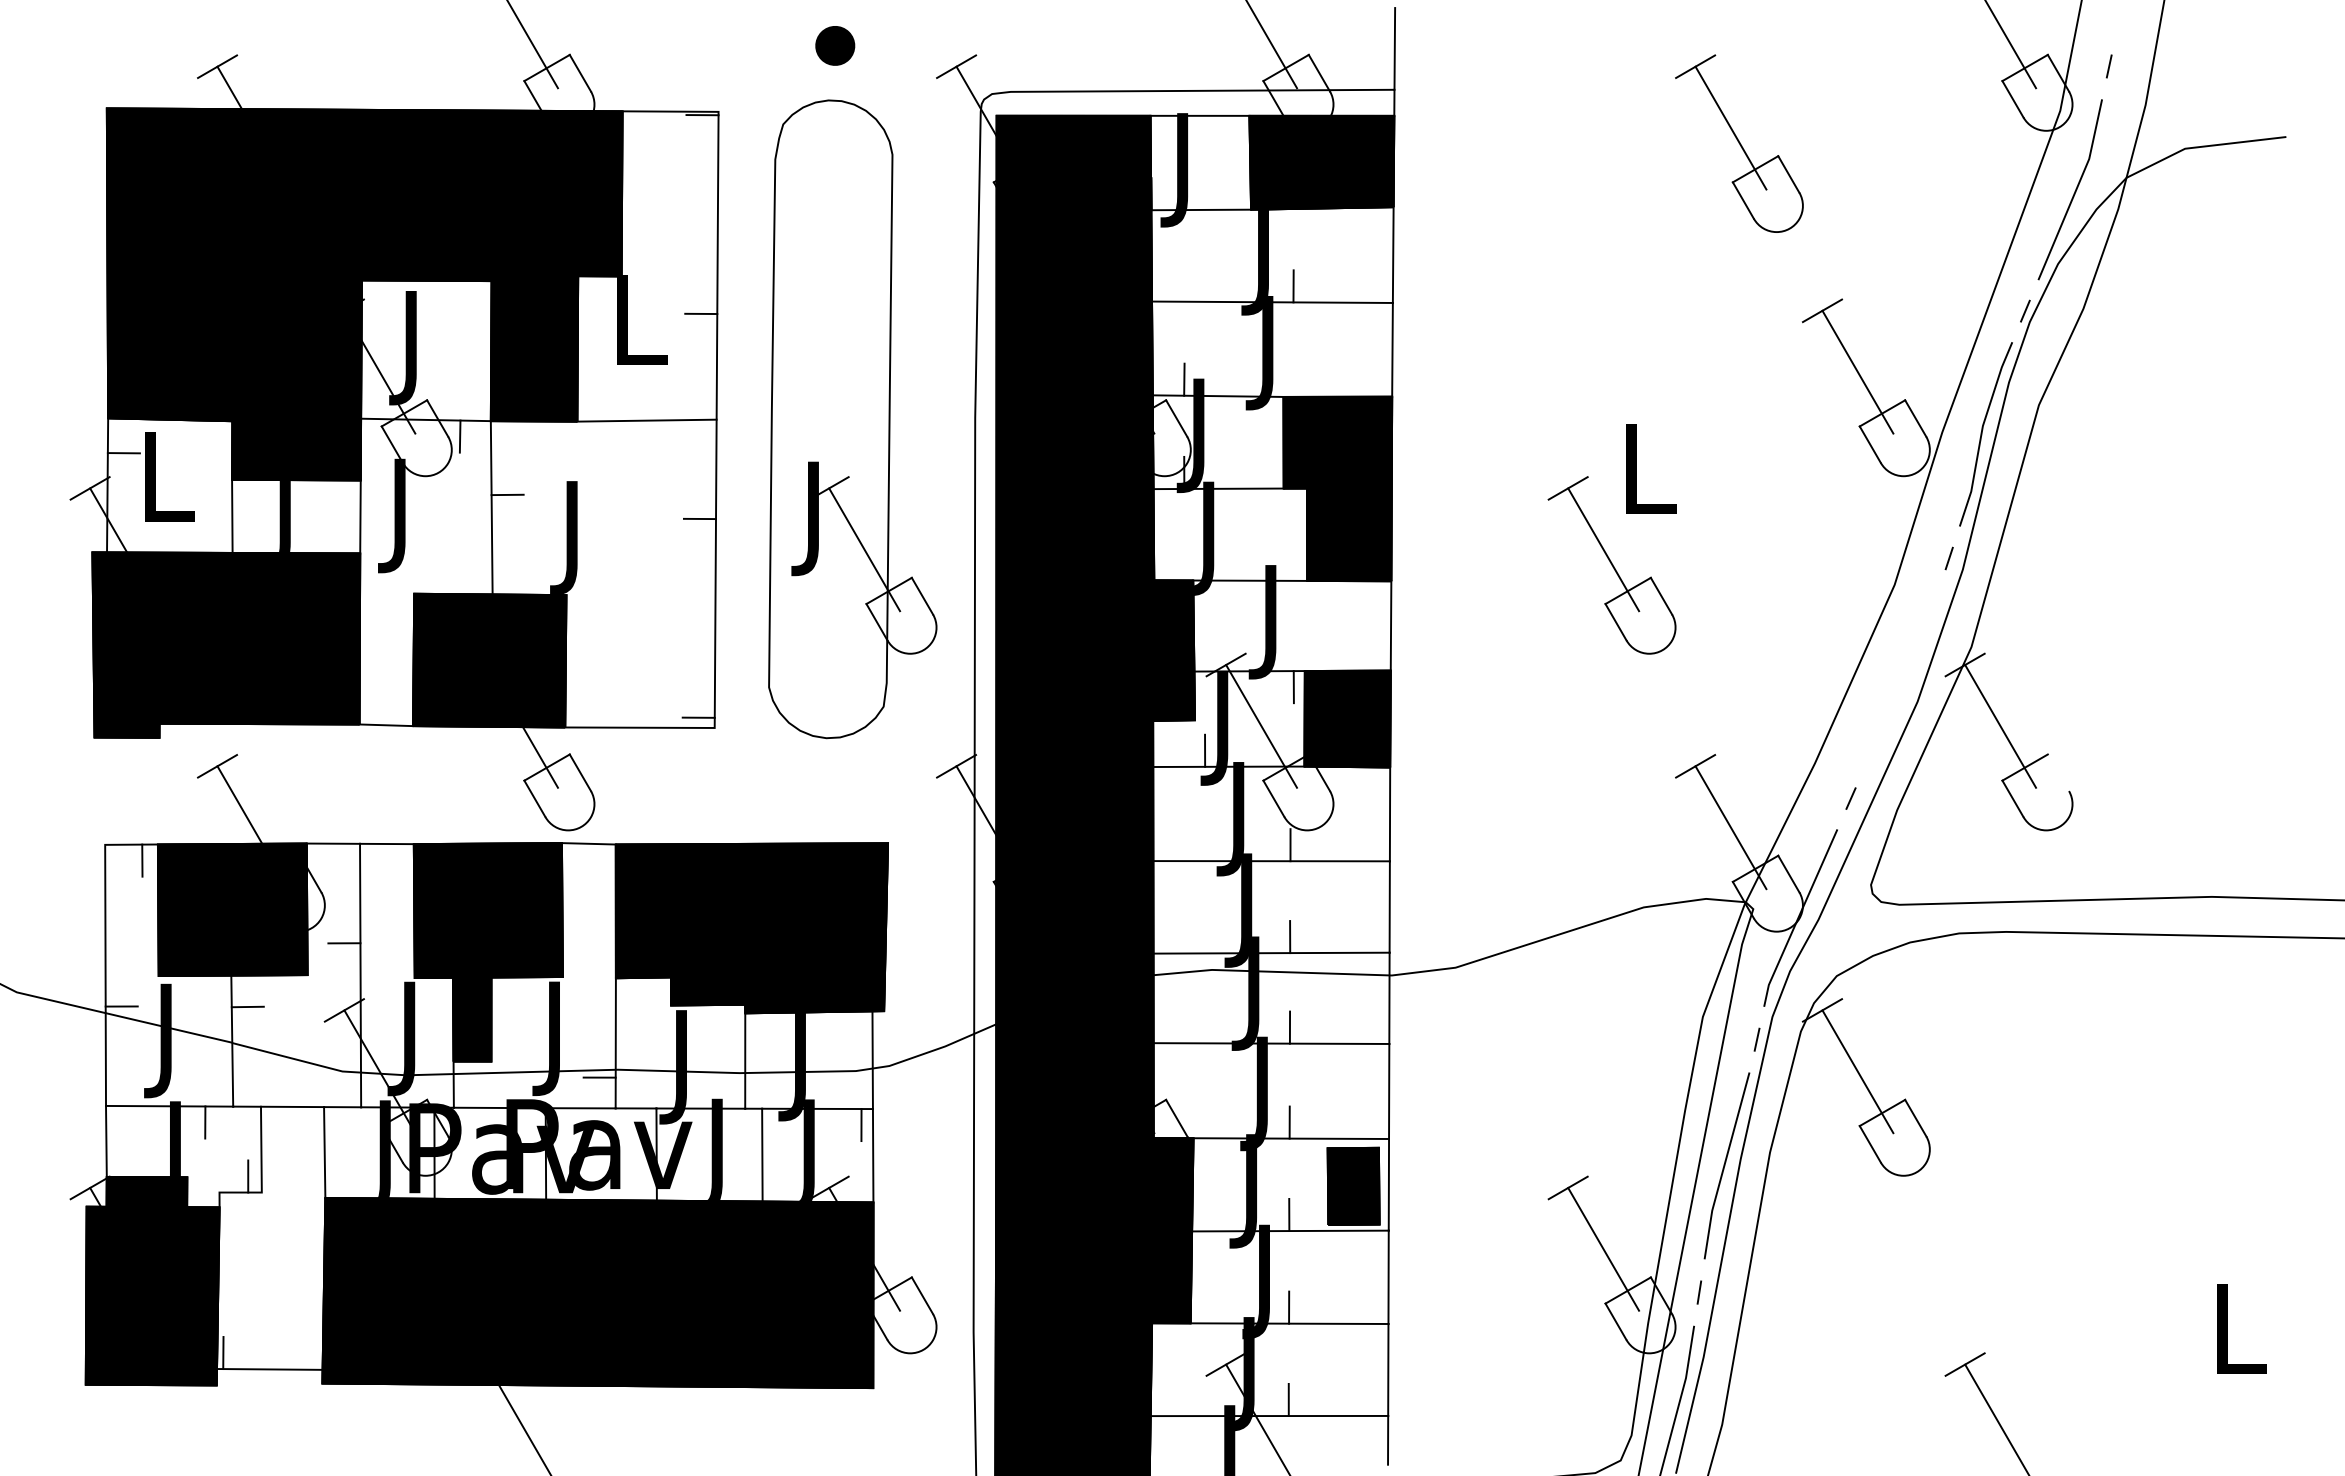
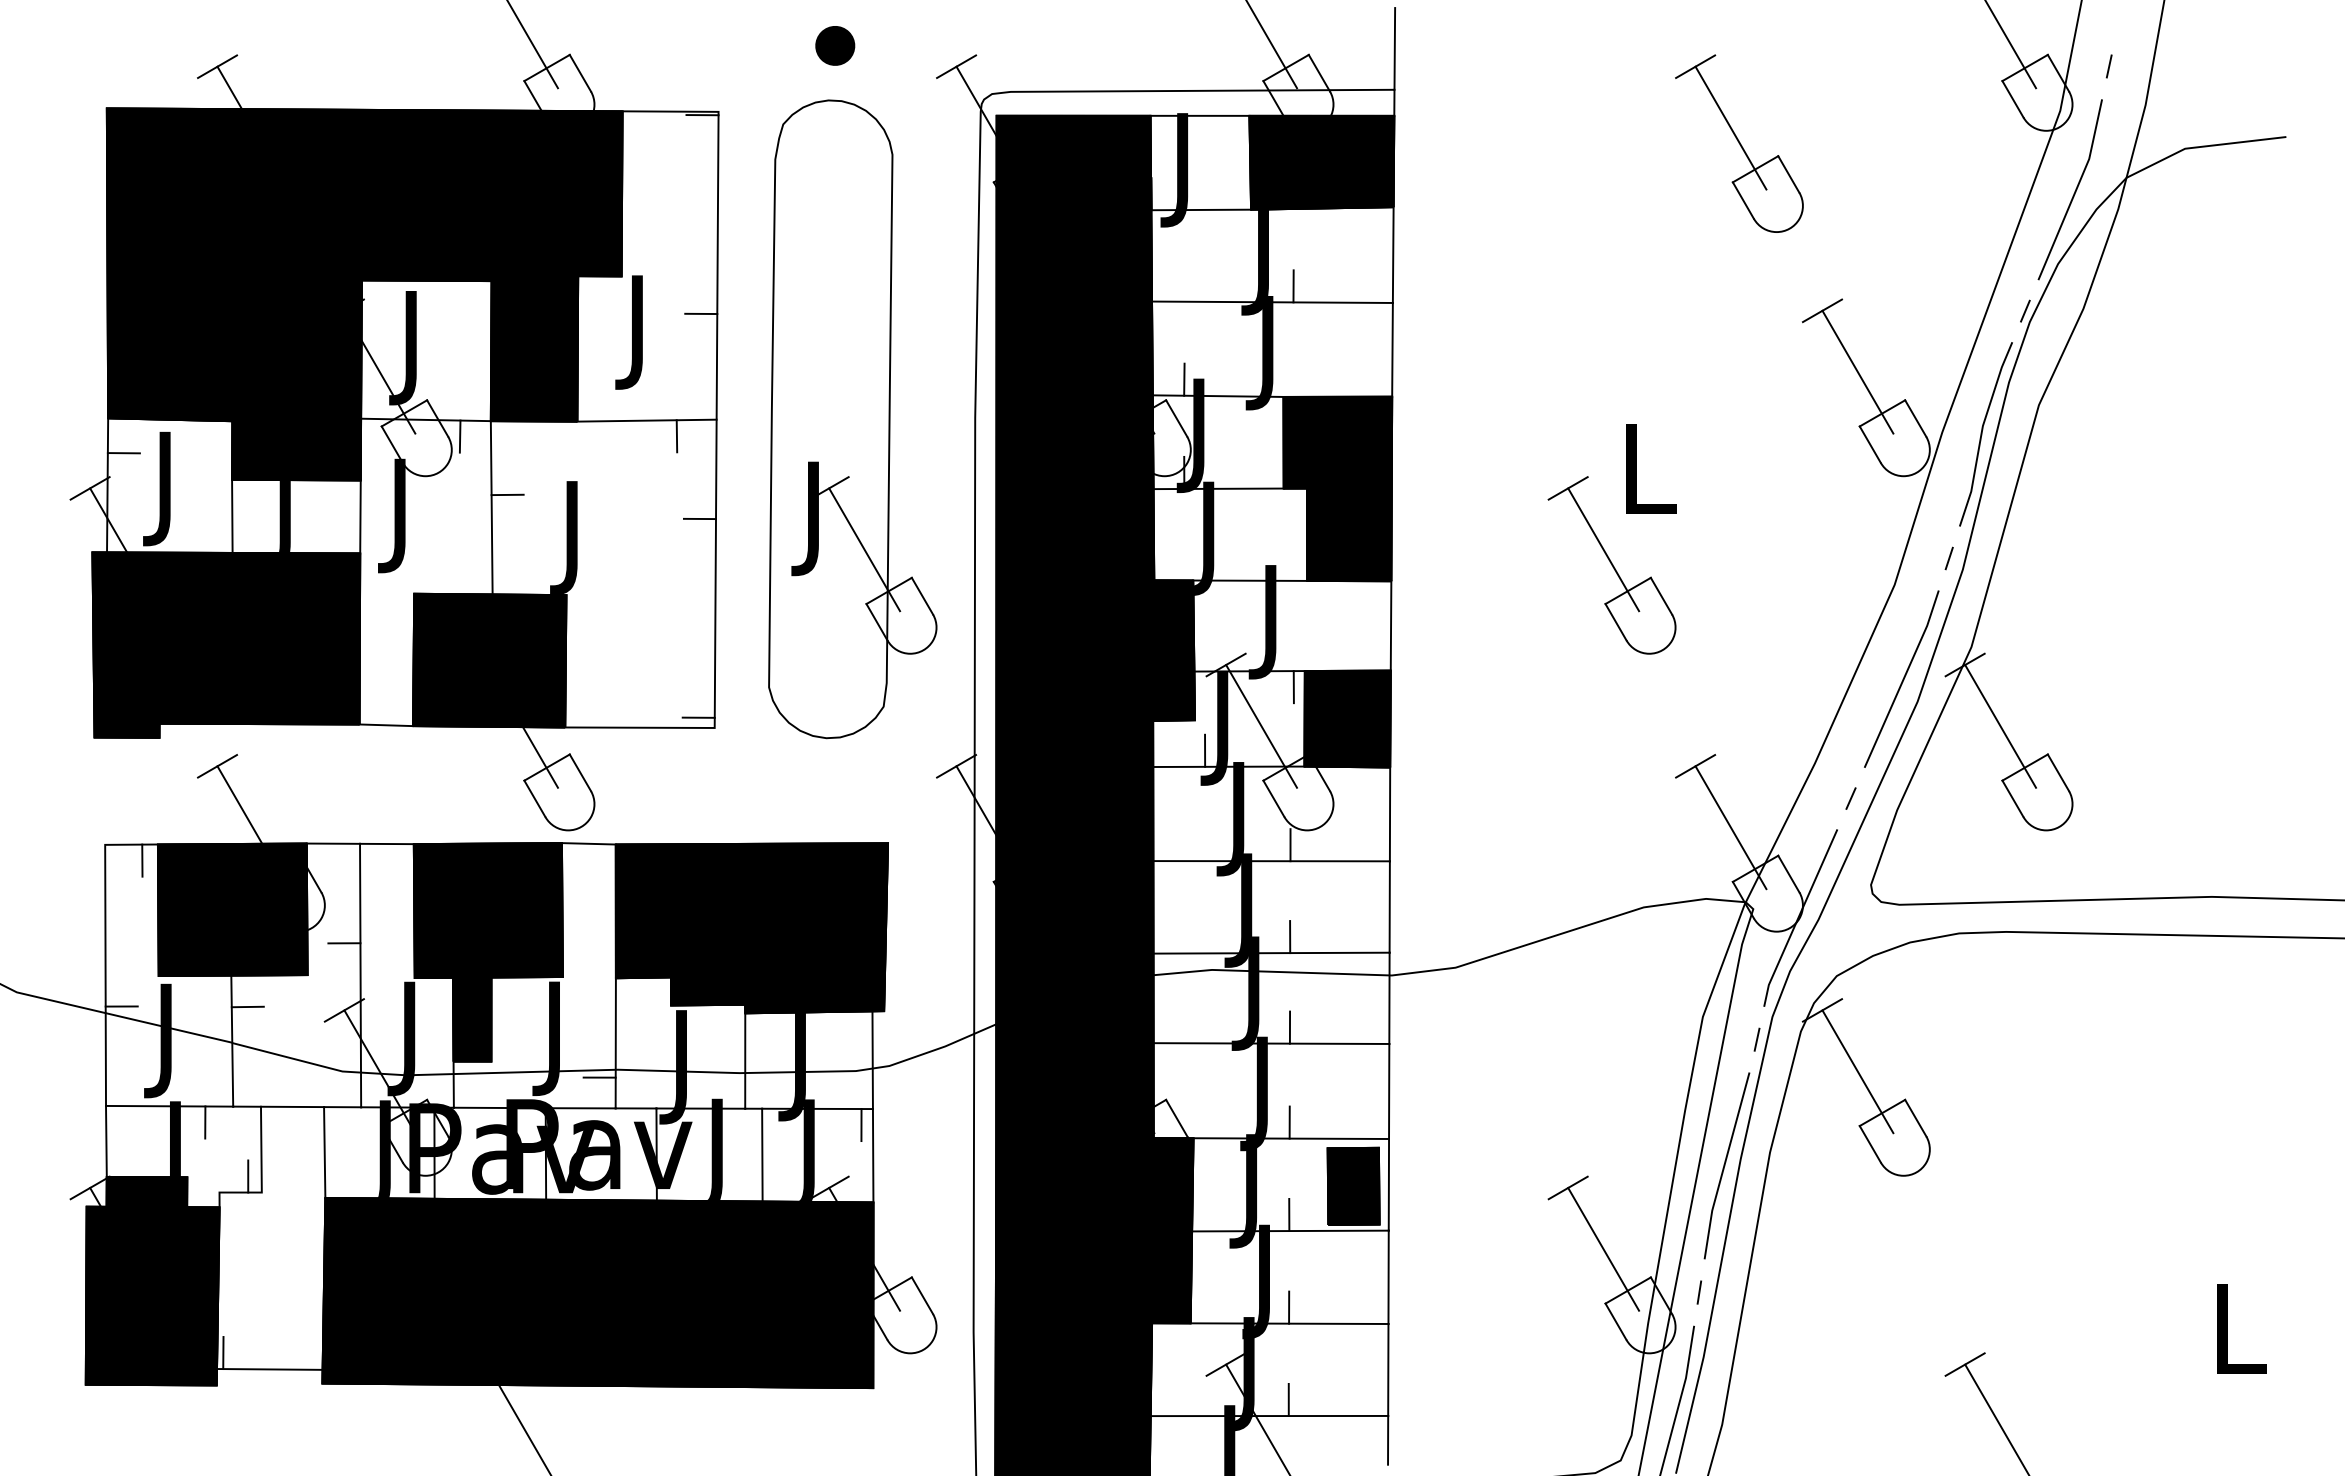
text: L -> J (641, 332)
line: none -> present (676, 436)
text: L -> J (168, 488)
line: none -> present (1902, 679)
line: none -> present (2058, 772)
